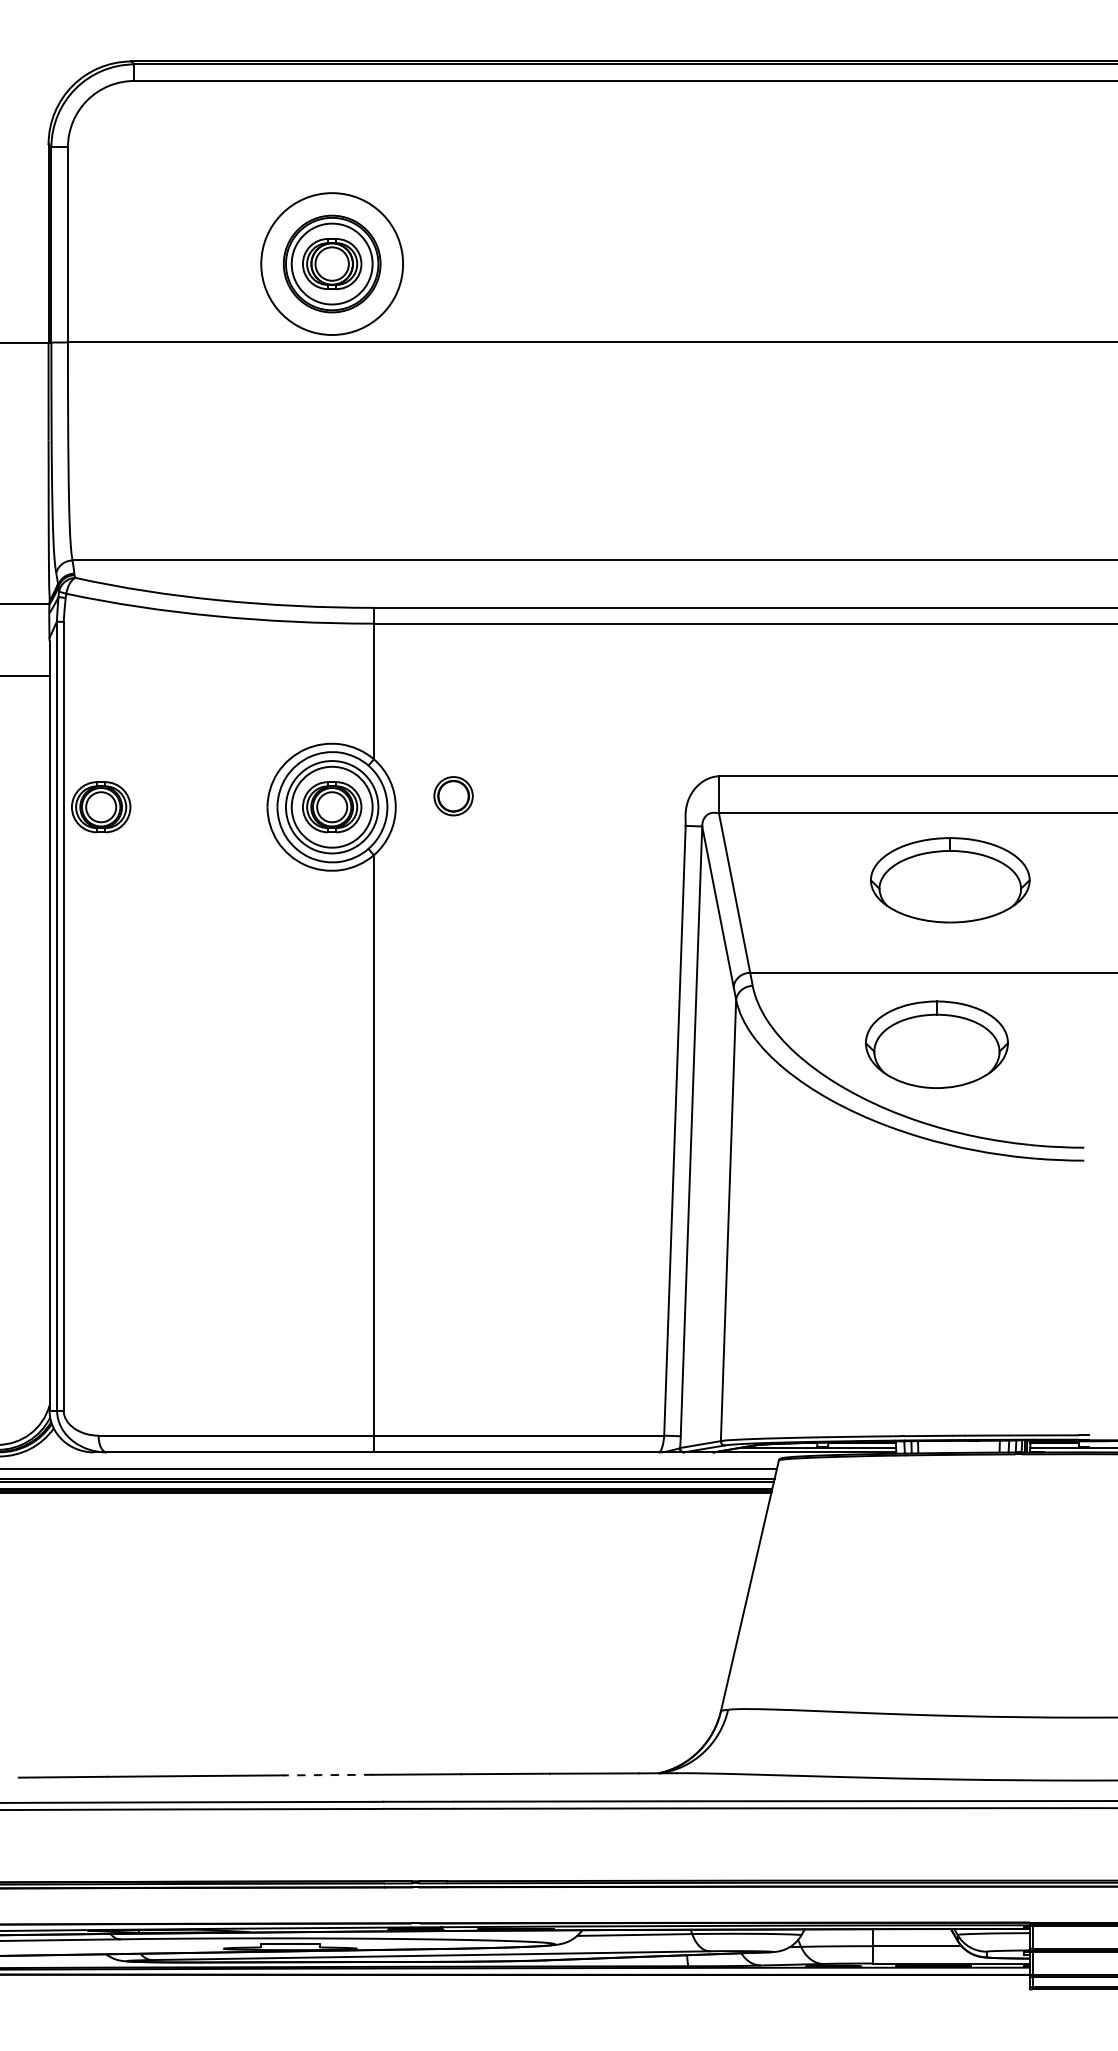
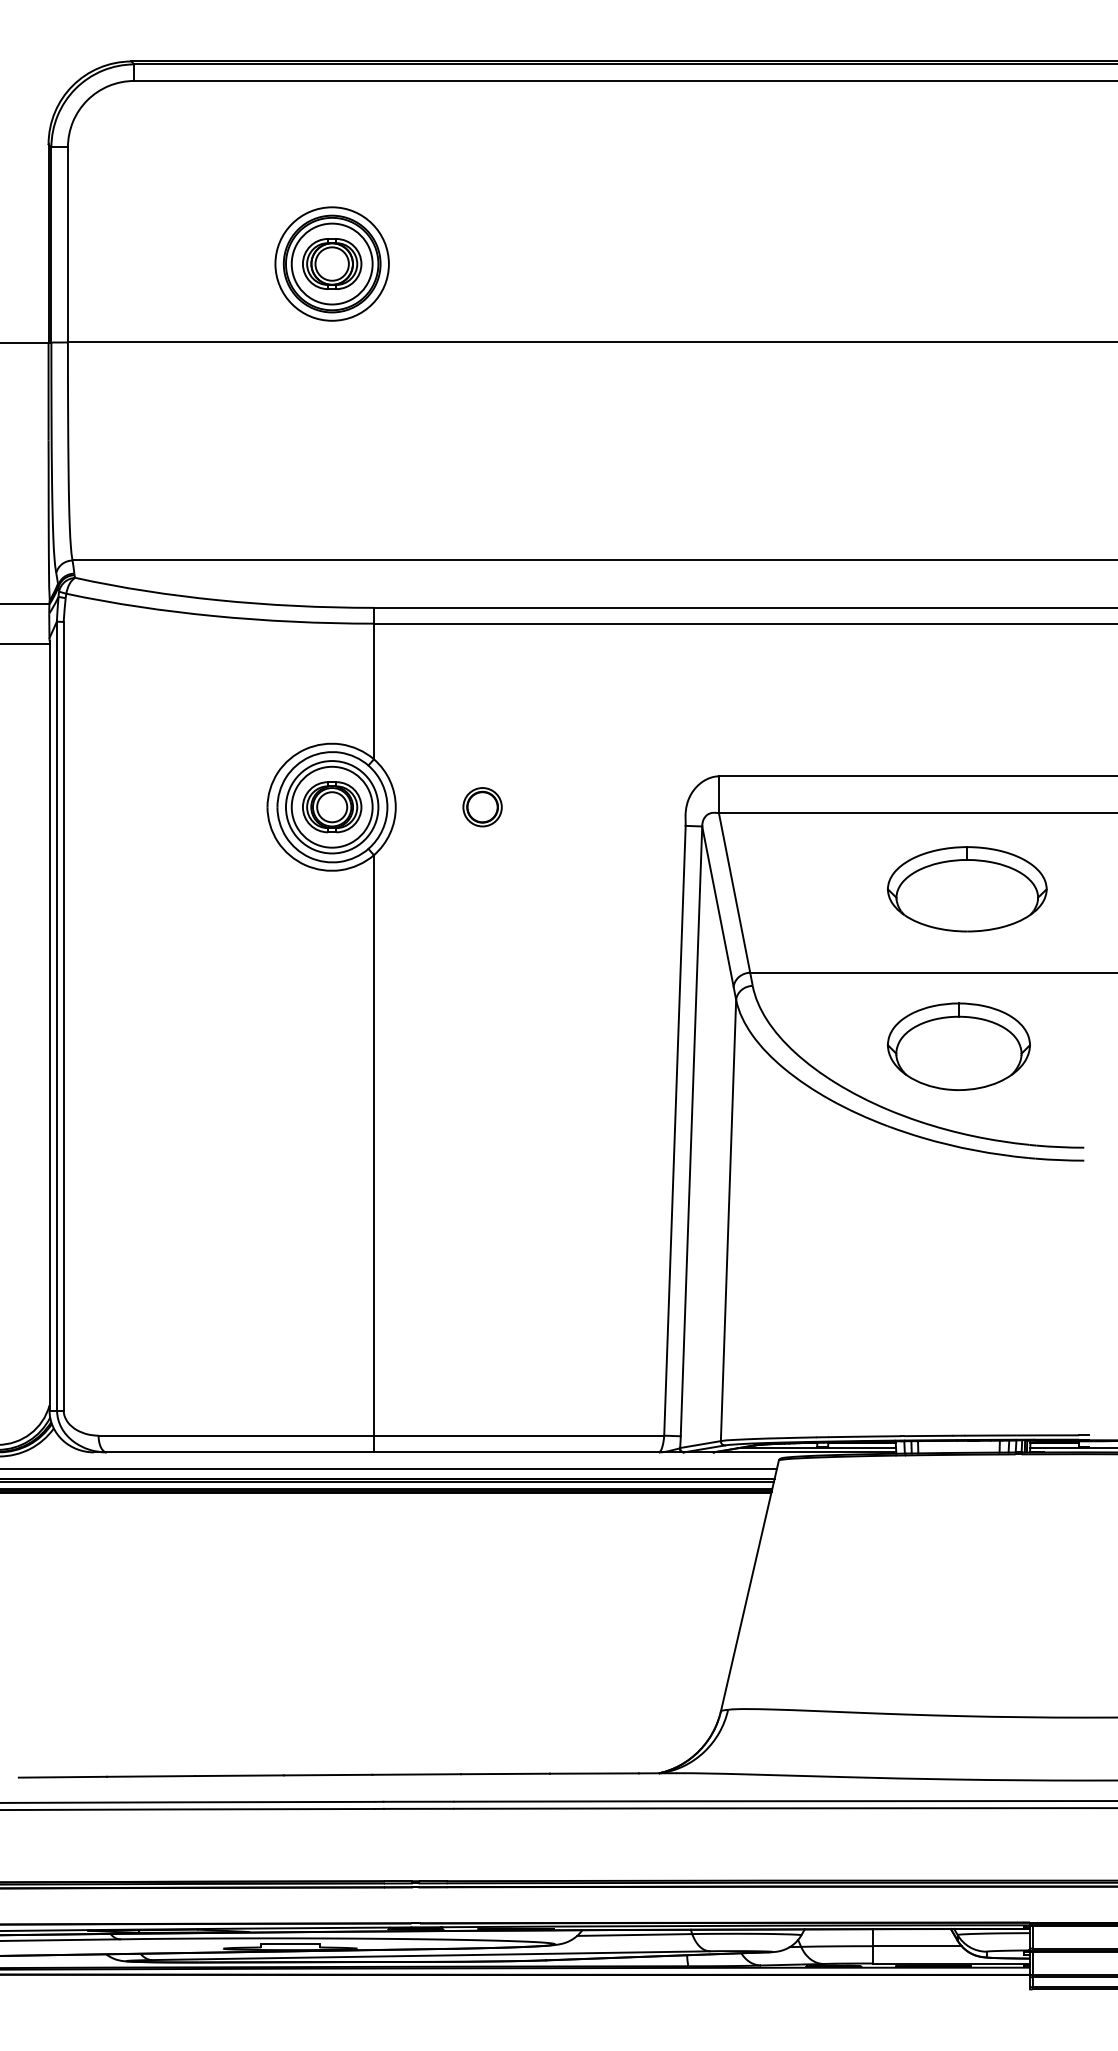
circle diameter: 142 px -> 113 px (331, 263)
line position: (25, 676) -> (25, 644) (25, 644)
part position: (453, 796) -> (482, 807) (482, 807)
part: present -> none (101, 807)
part position: (949, 880) -> (966, 889) (966, 889)
part position: (936, 1044) -> (958, 1046) (958, 1046)
line: dashed -> solid (327, 1775)
